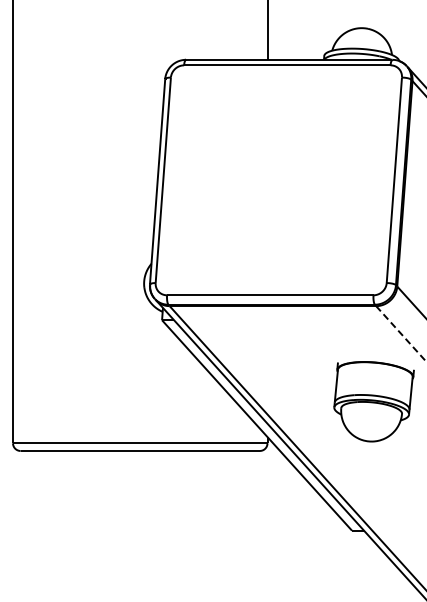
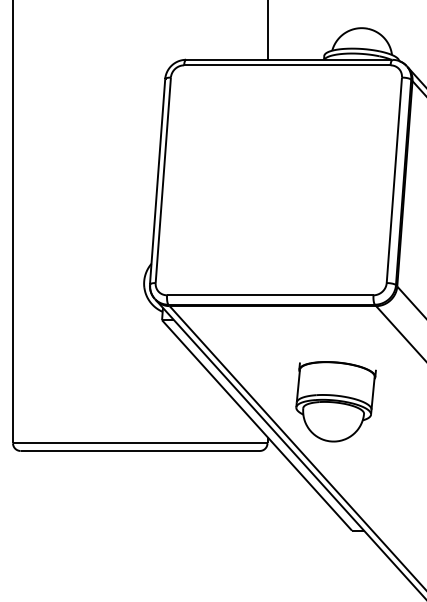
line: dashed -> solid (401, 334)
part position: (373, 401) -> (335, 401) (335, 401)
